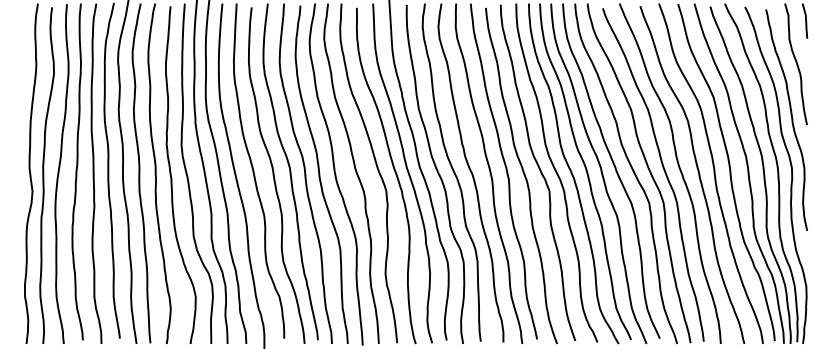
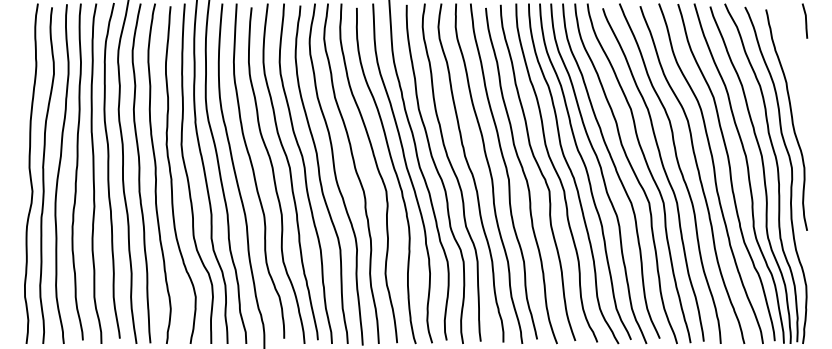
curve: present -> none (796, 64)
